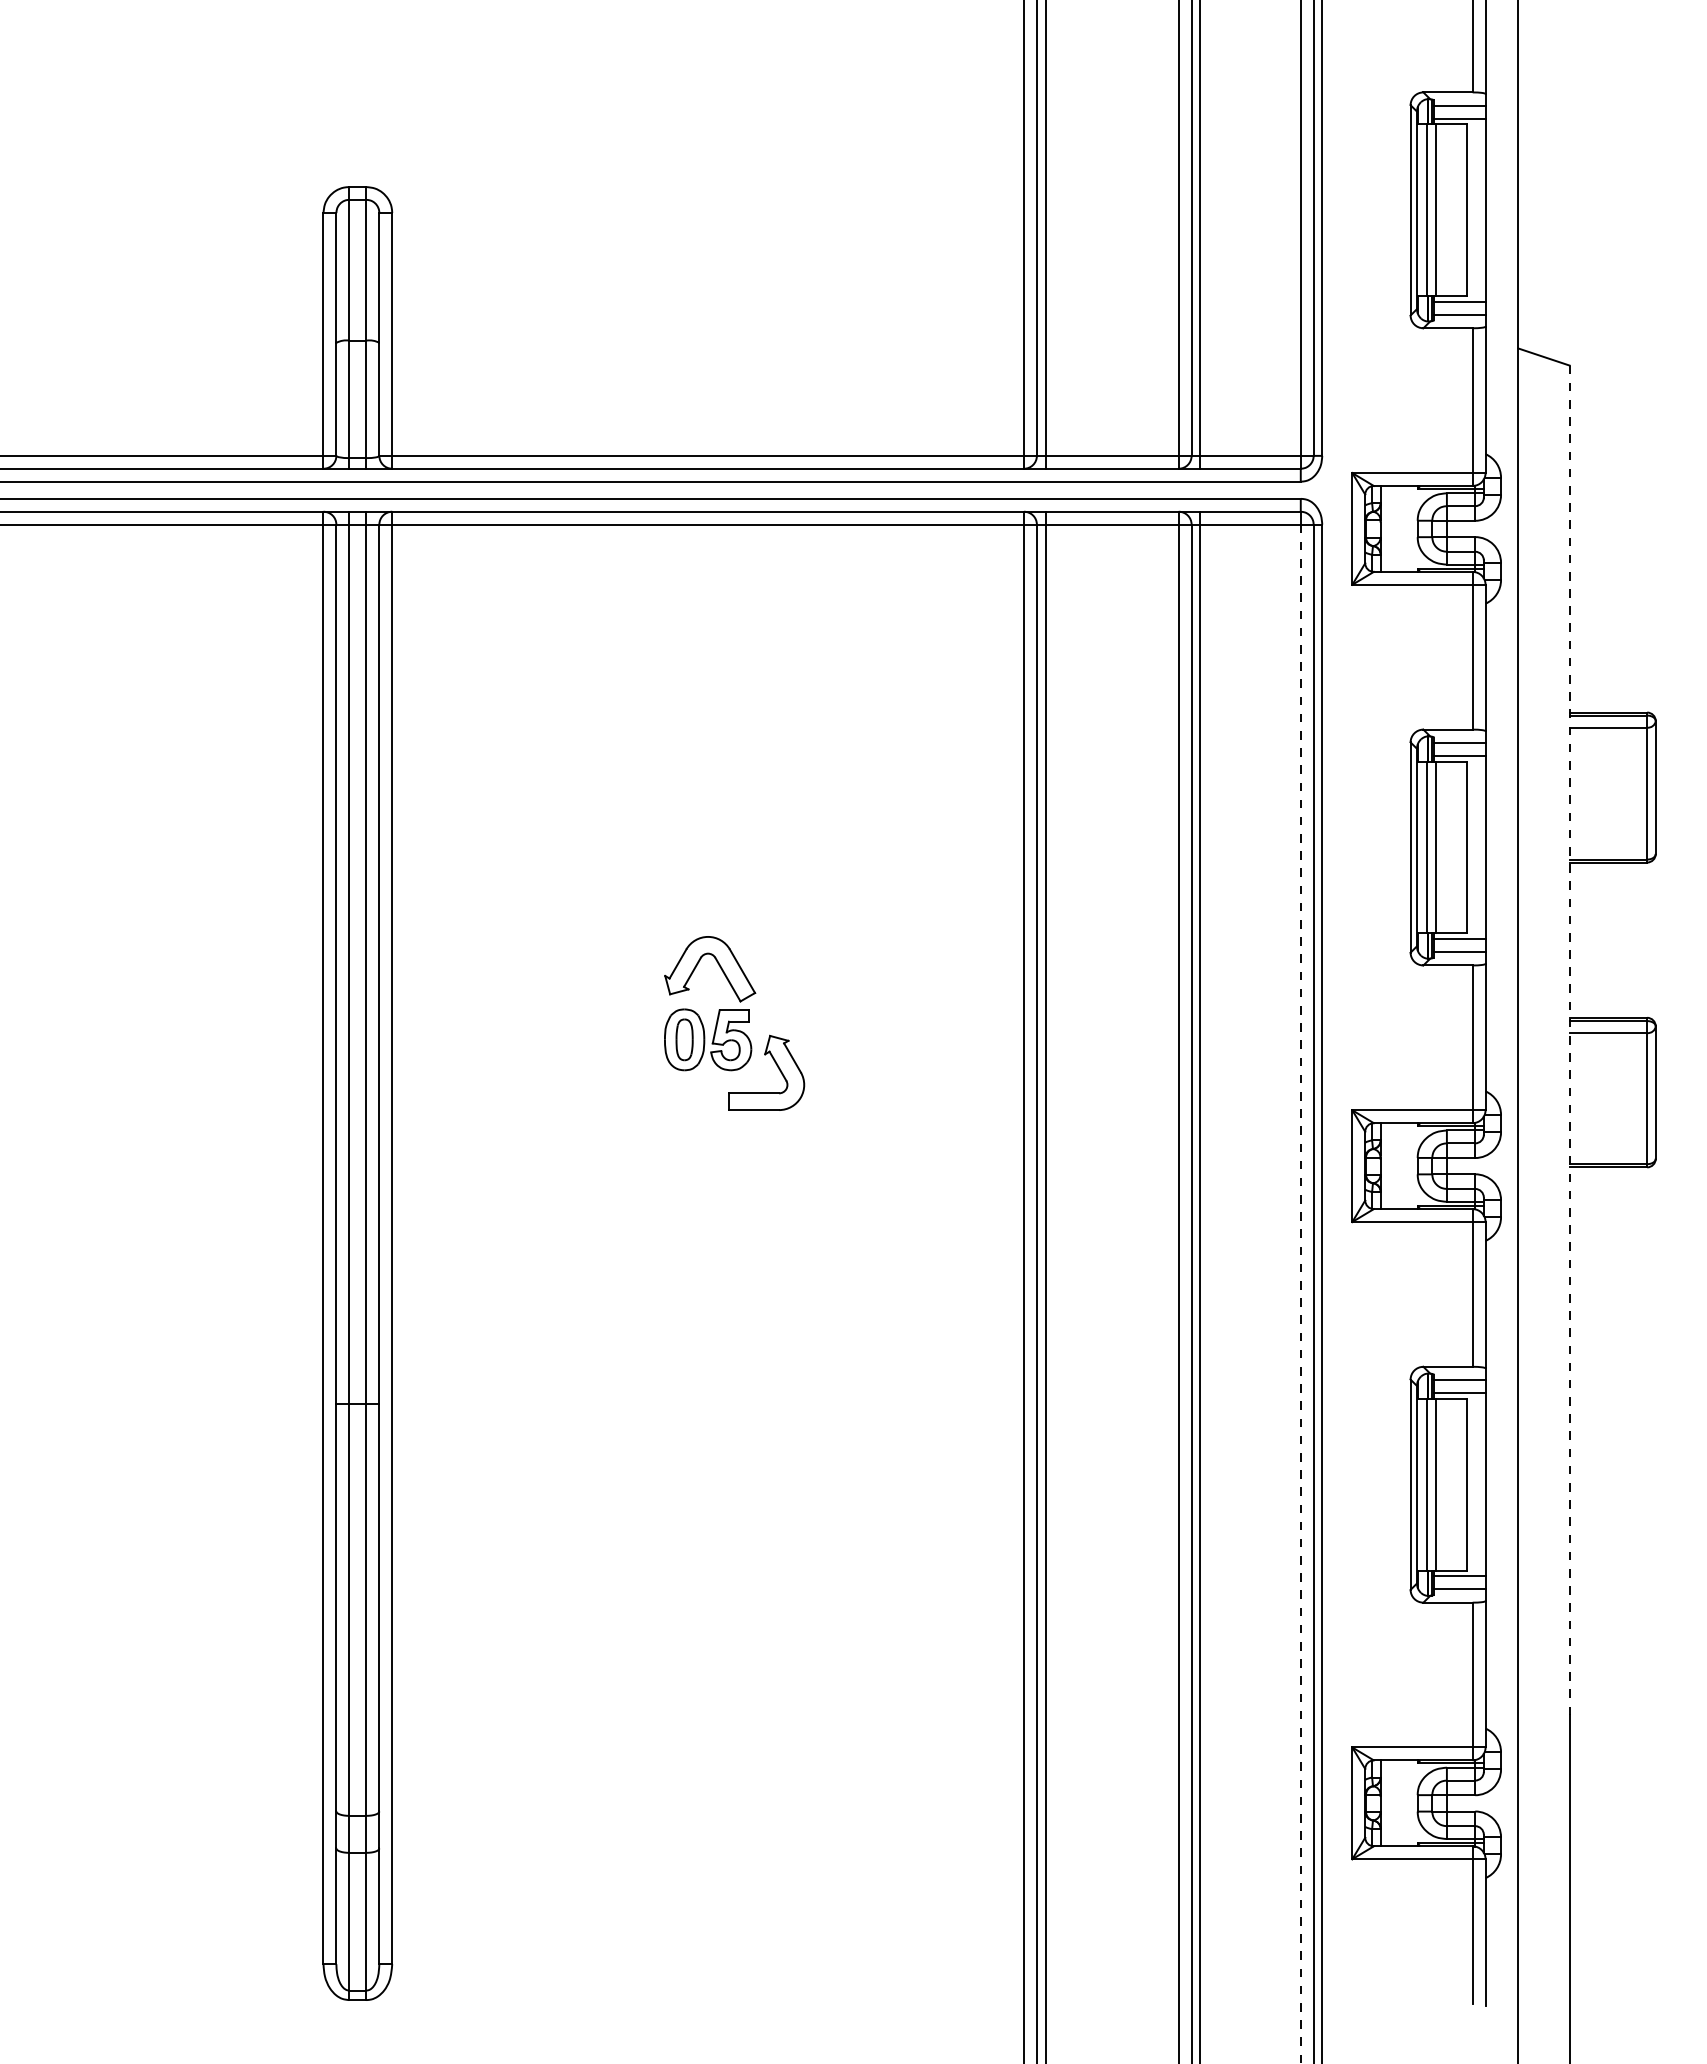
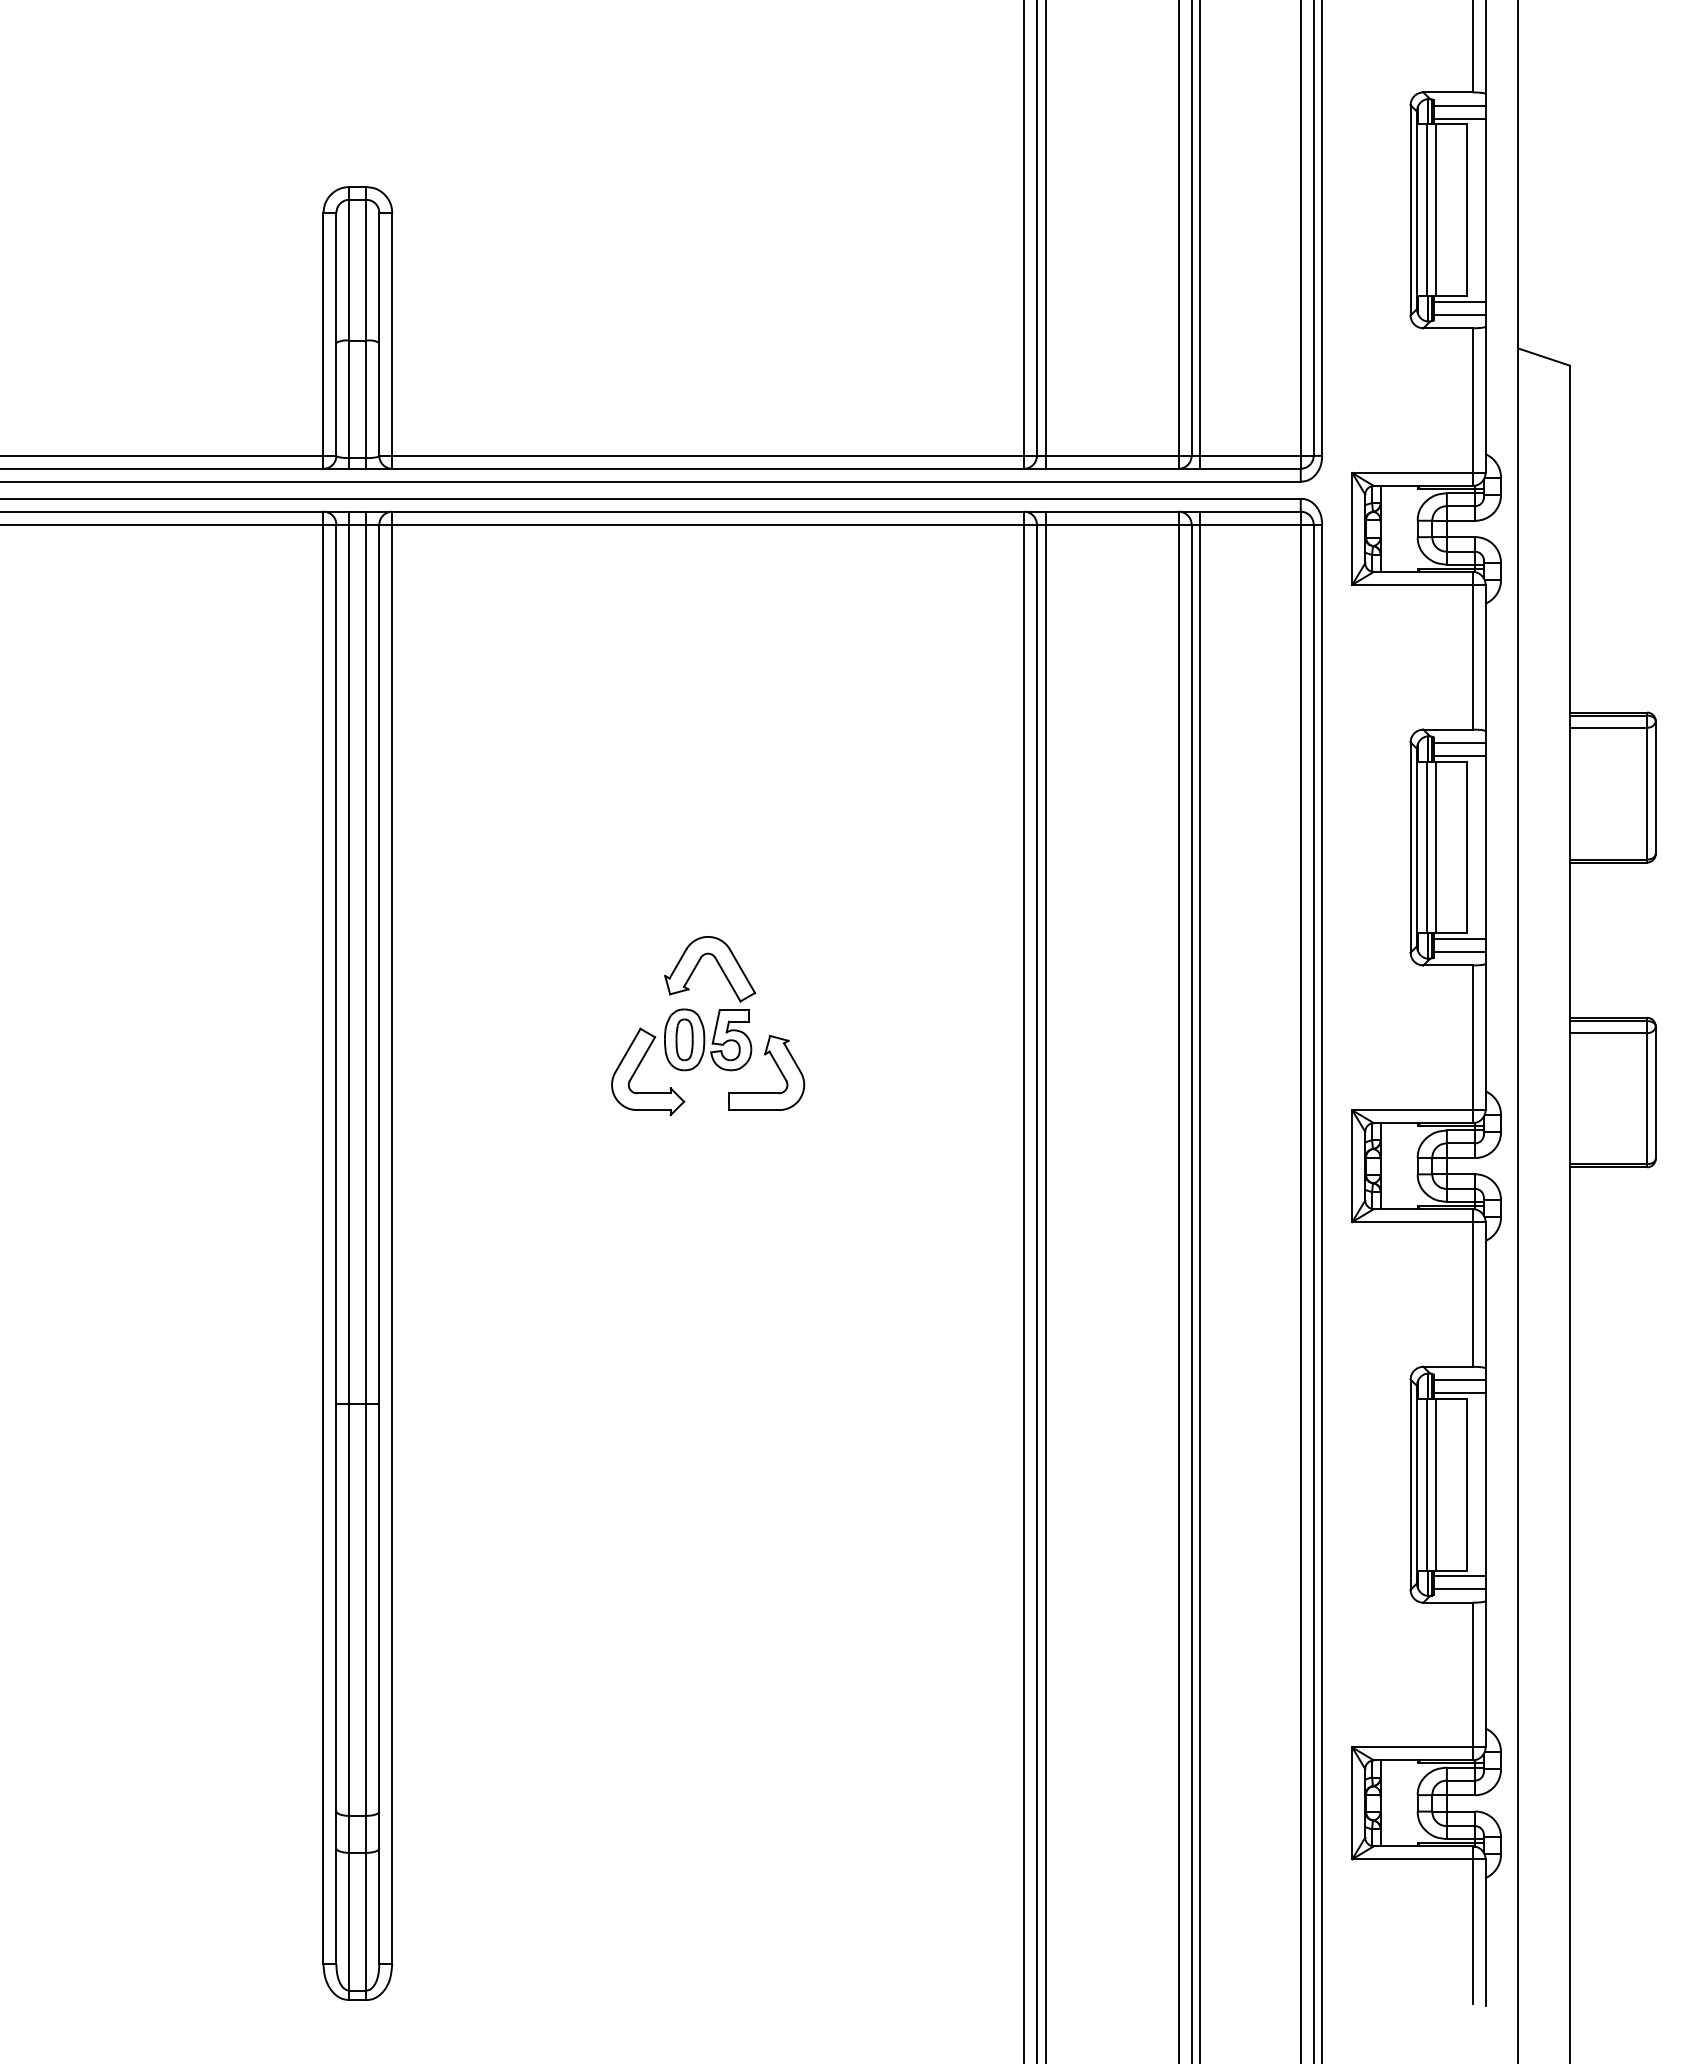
line: dashed -> solid (1569, 1040)
part: none -> present (639, 1066)
line: dashed -> solid (1300, 1293)
